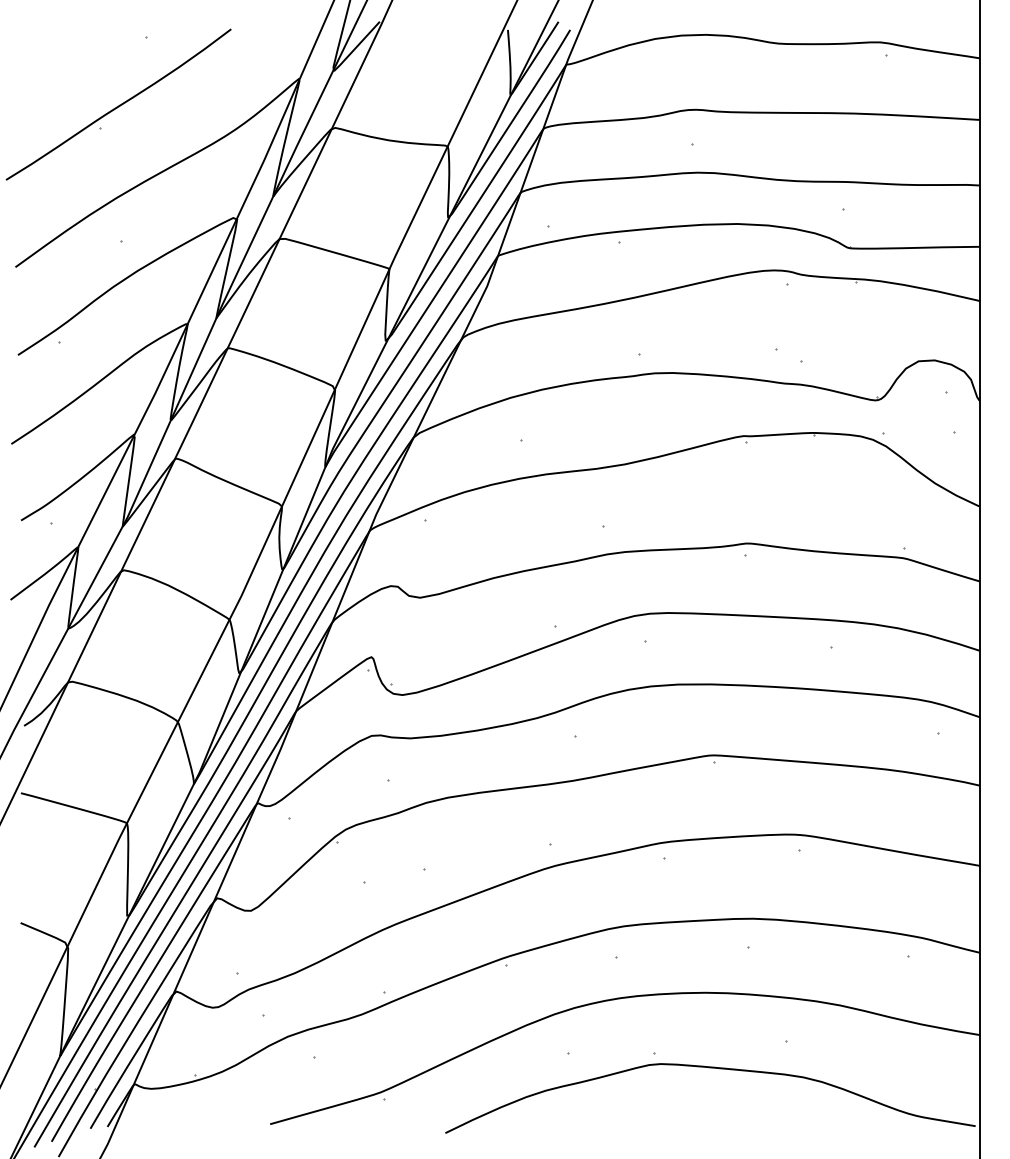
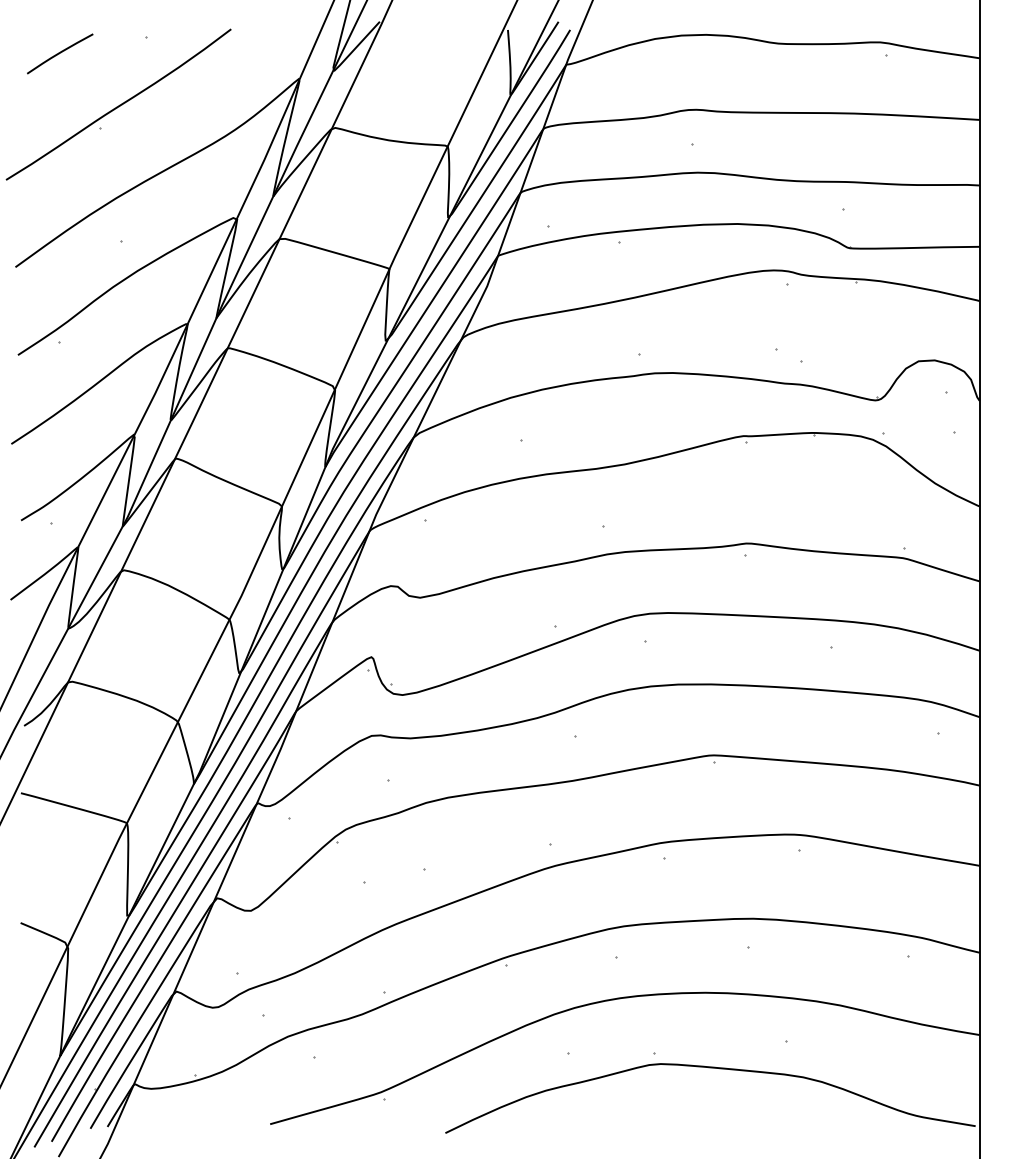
curve: none -> present (60, 53)
